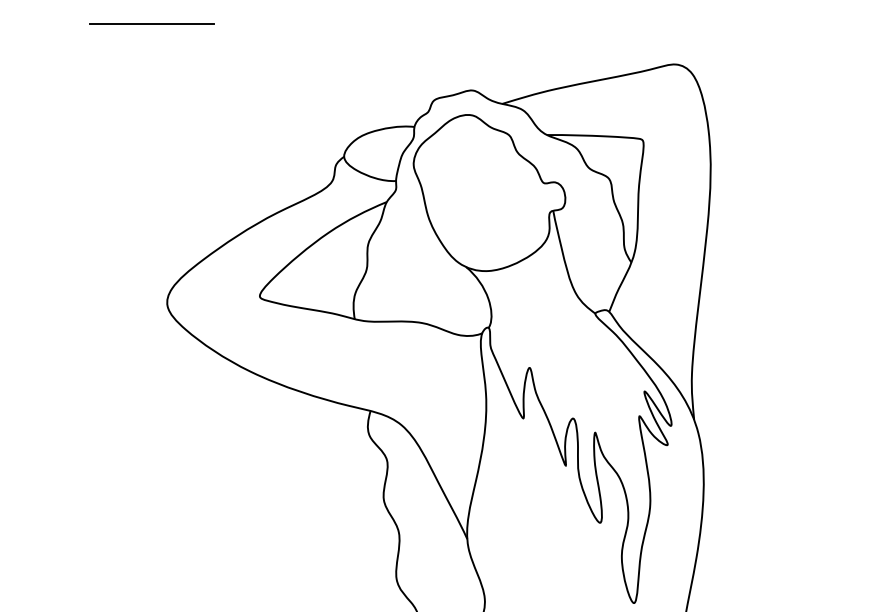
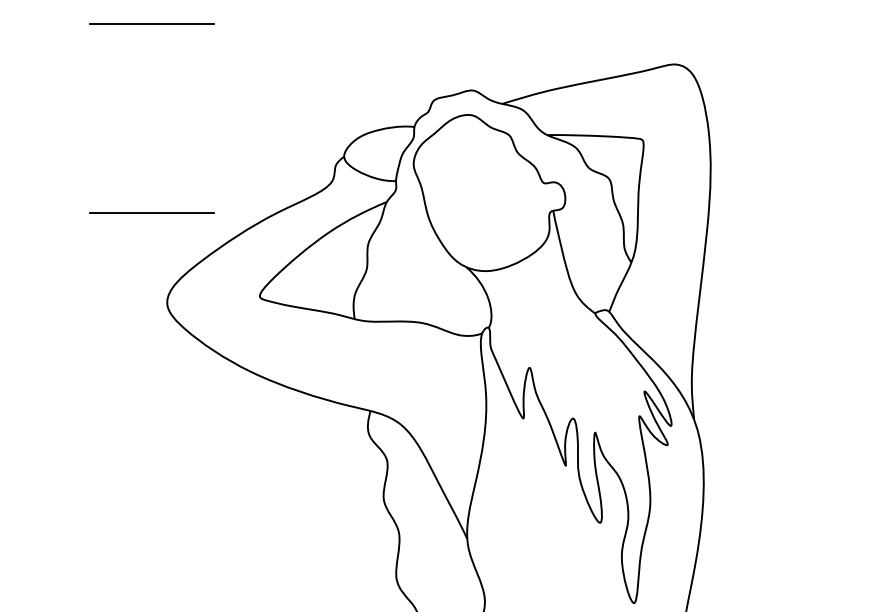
line: none -> present (151, 212)
